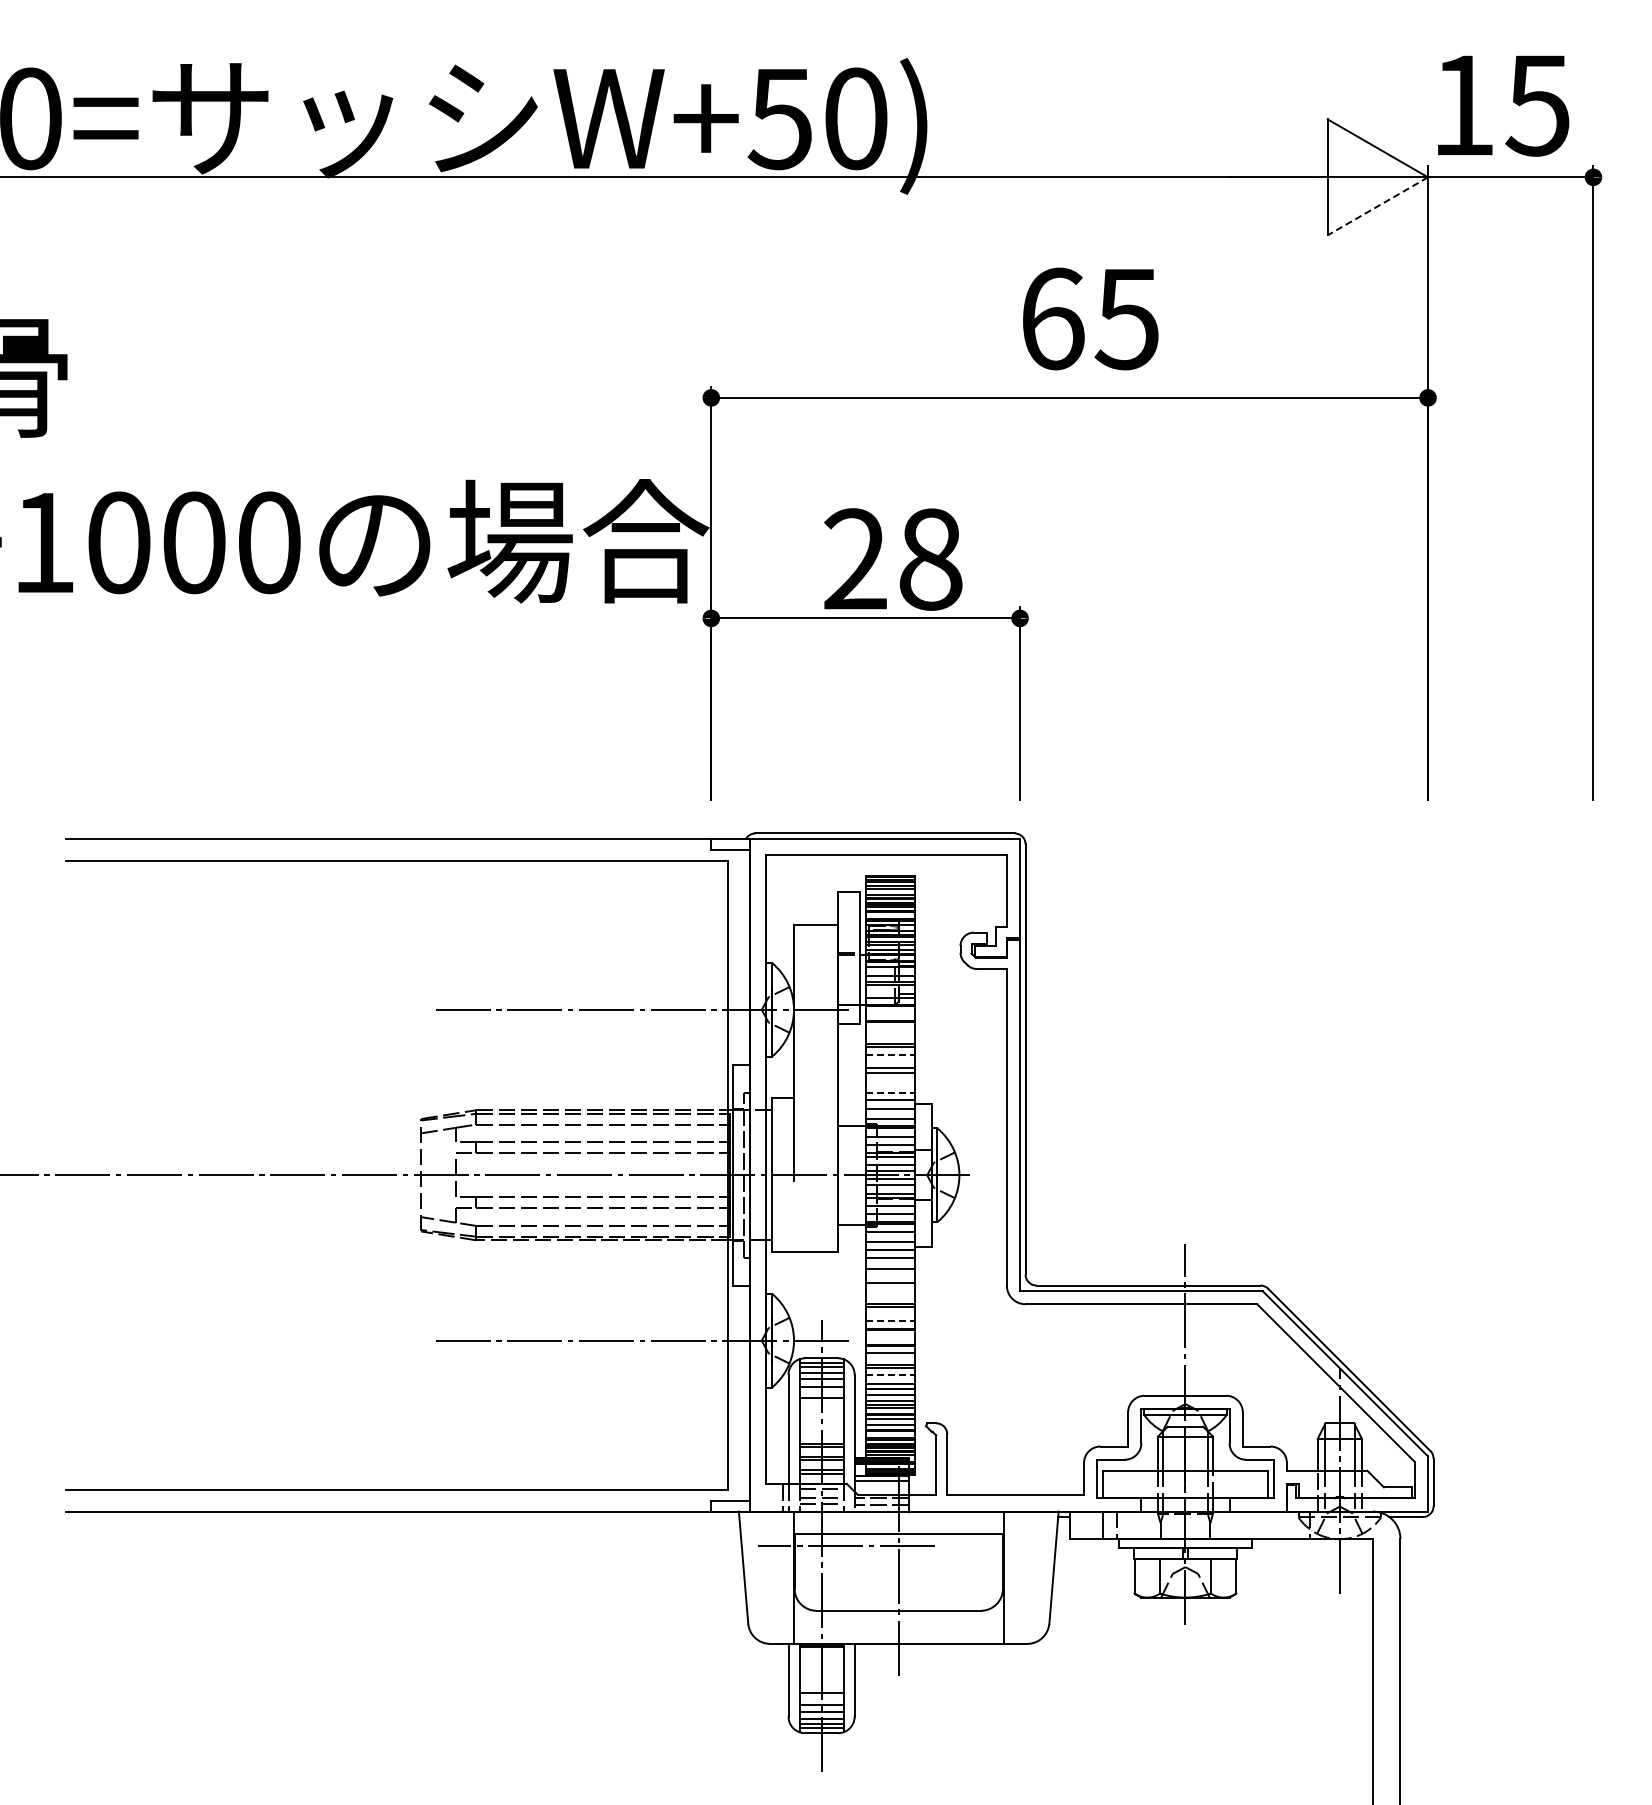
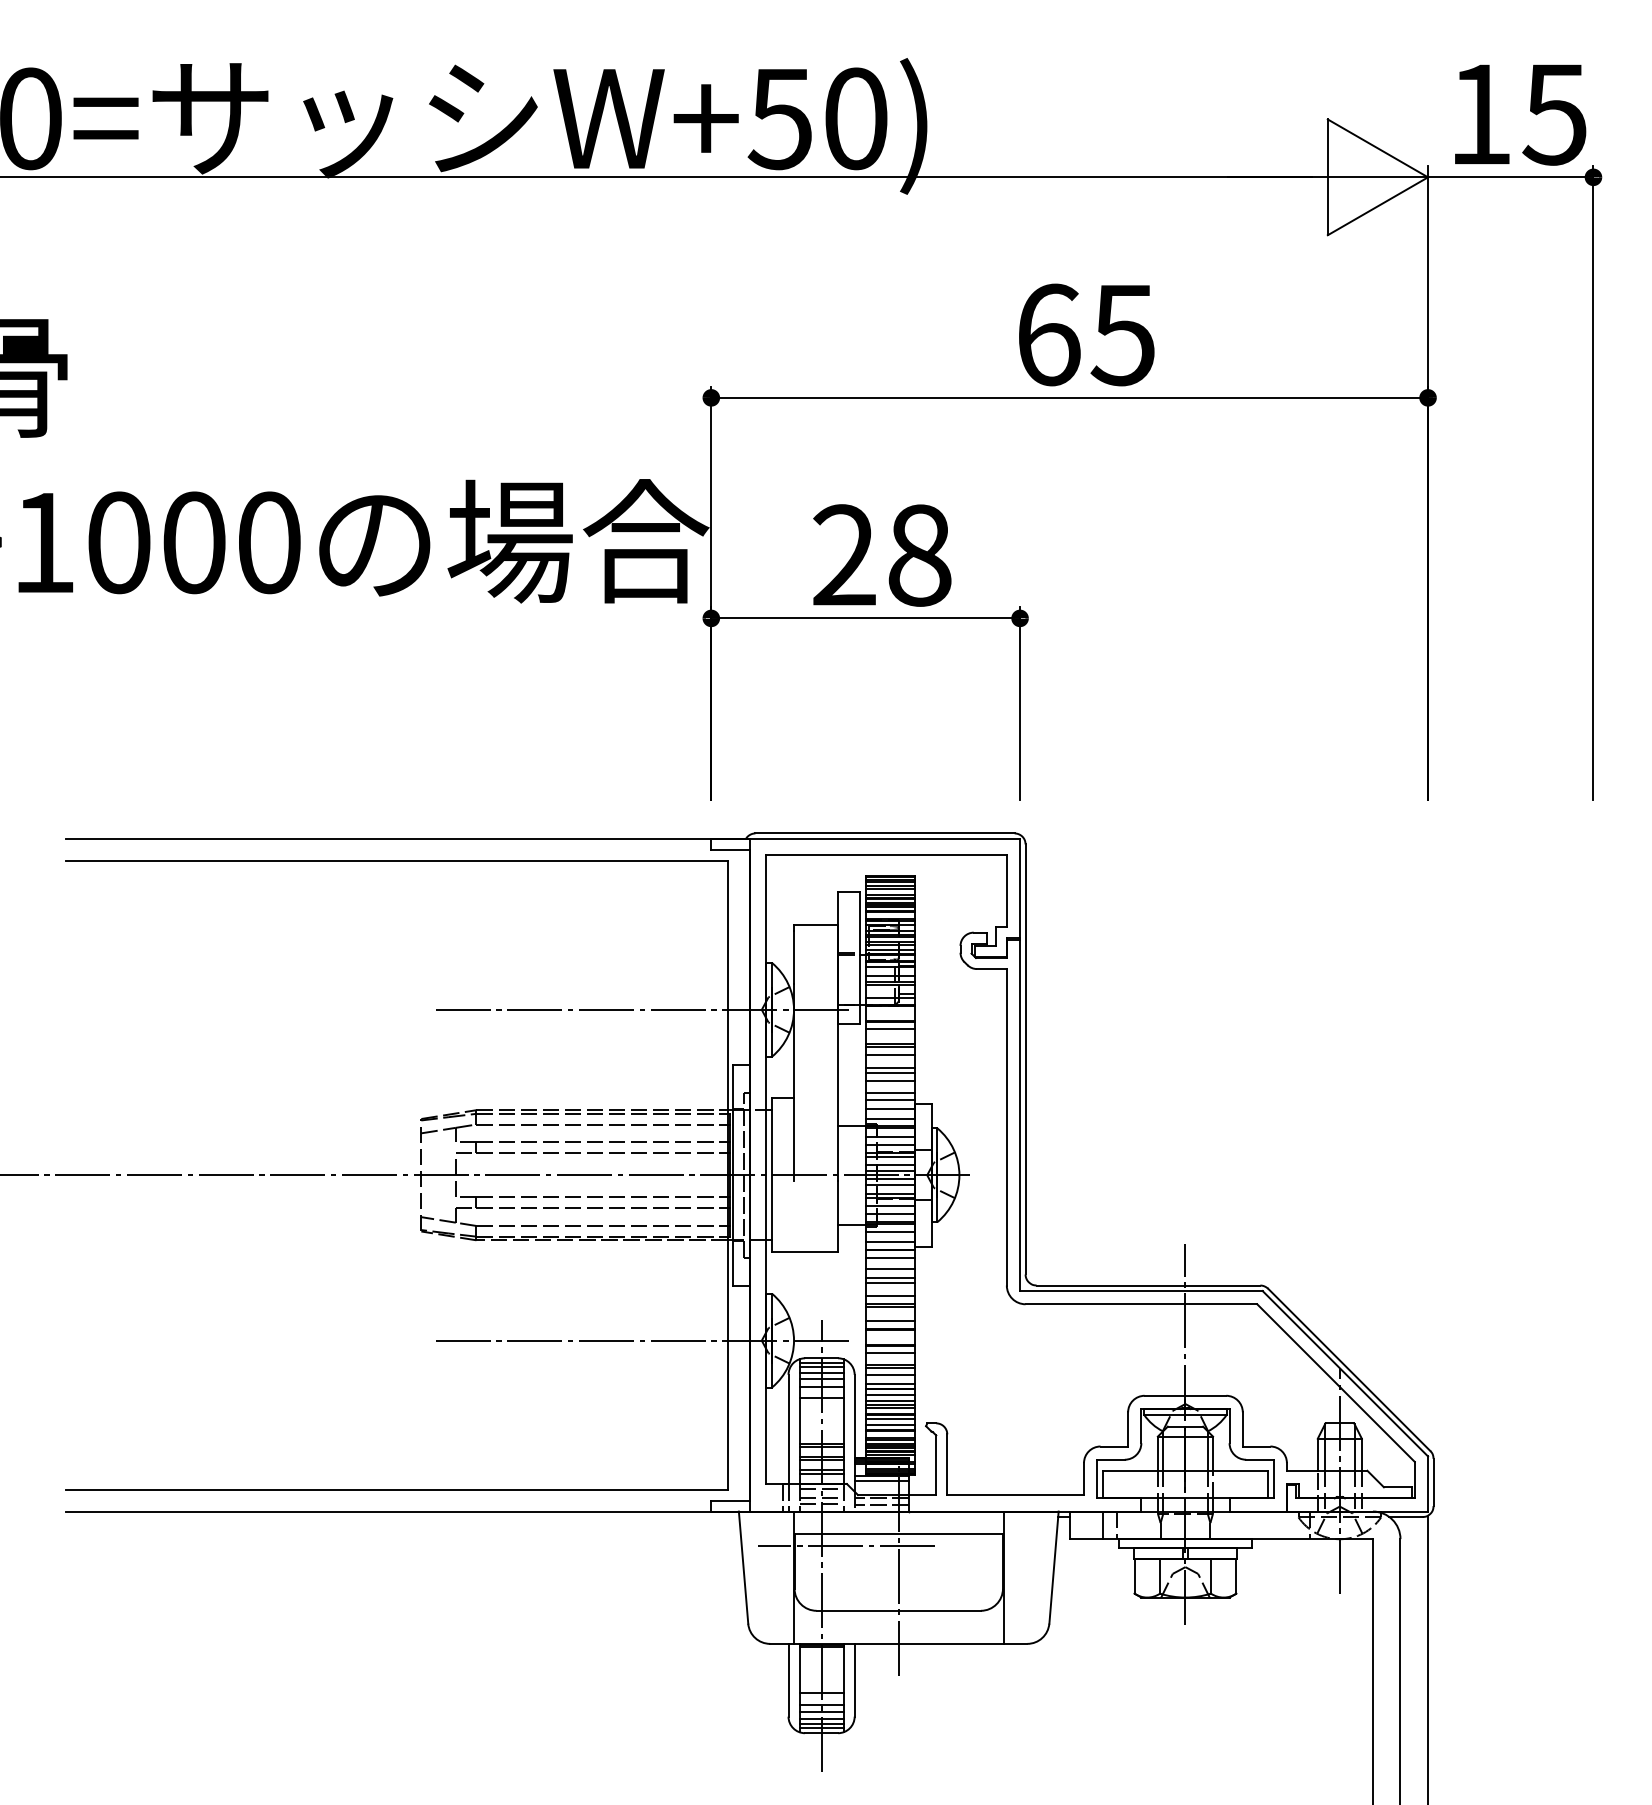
text position: (1503, 105) -> (1520, 114) (1520, 114)
line: dashed -> solid (1377, 206)
text position: (1090, 318) -> (1086, 334) (1086, 334)
text position: (893, 559) -> (882, 555) (882, 555)
line: none -> present (890, 1029)
line: dashed -> solid (890, 1054)
line: none -> present (890, 1081)
line: dashed -> solid (890, 1092)
line: none -> present (890, 1277)
line: none -> present (890, 1295)
line: dashed -> solid (890, 1321)
line: dashed -> solid (890, 1374)
line: none -> present (1428, 1659)
